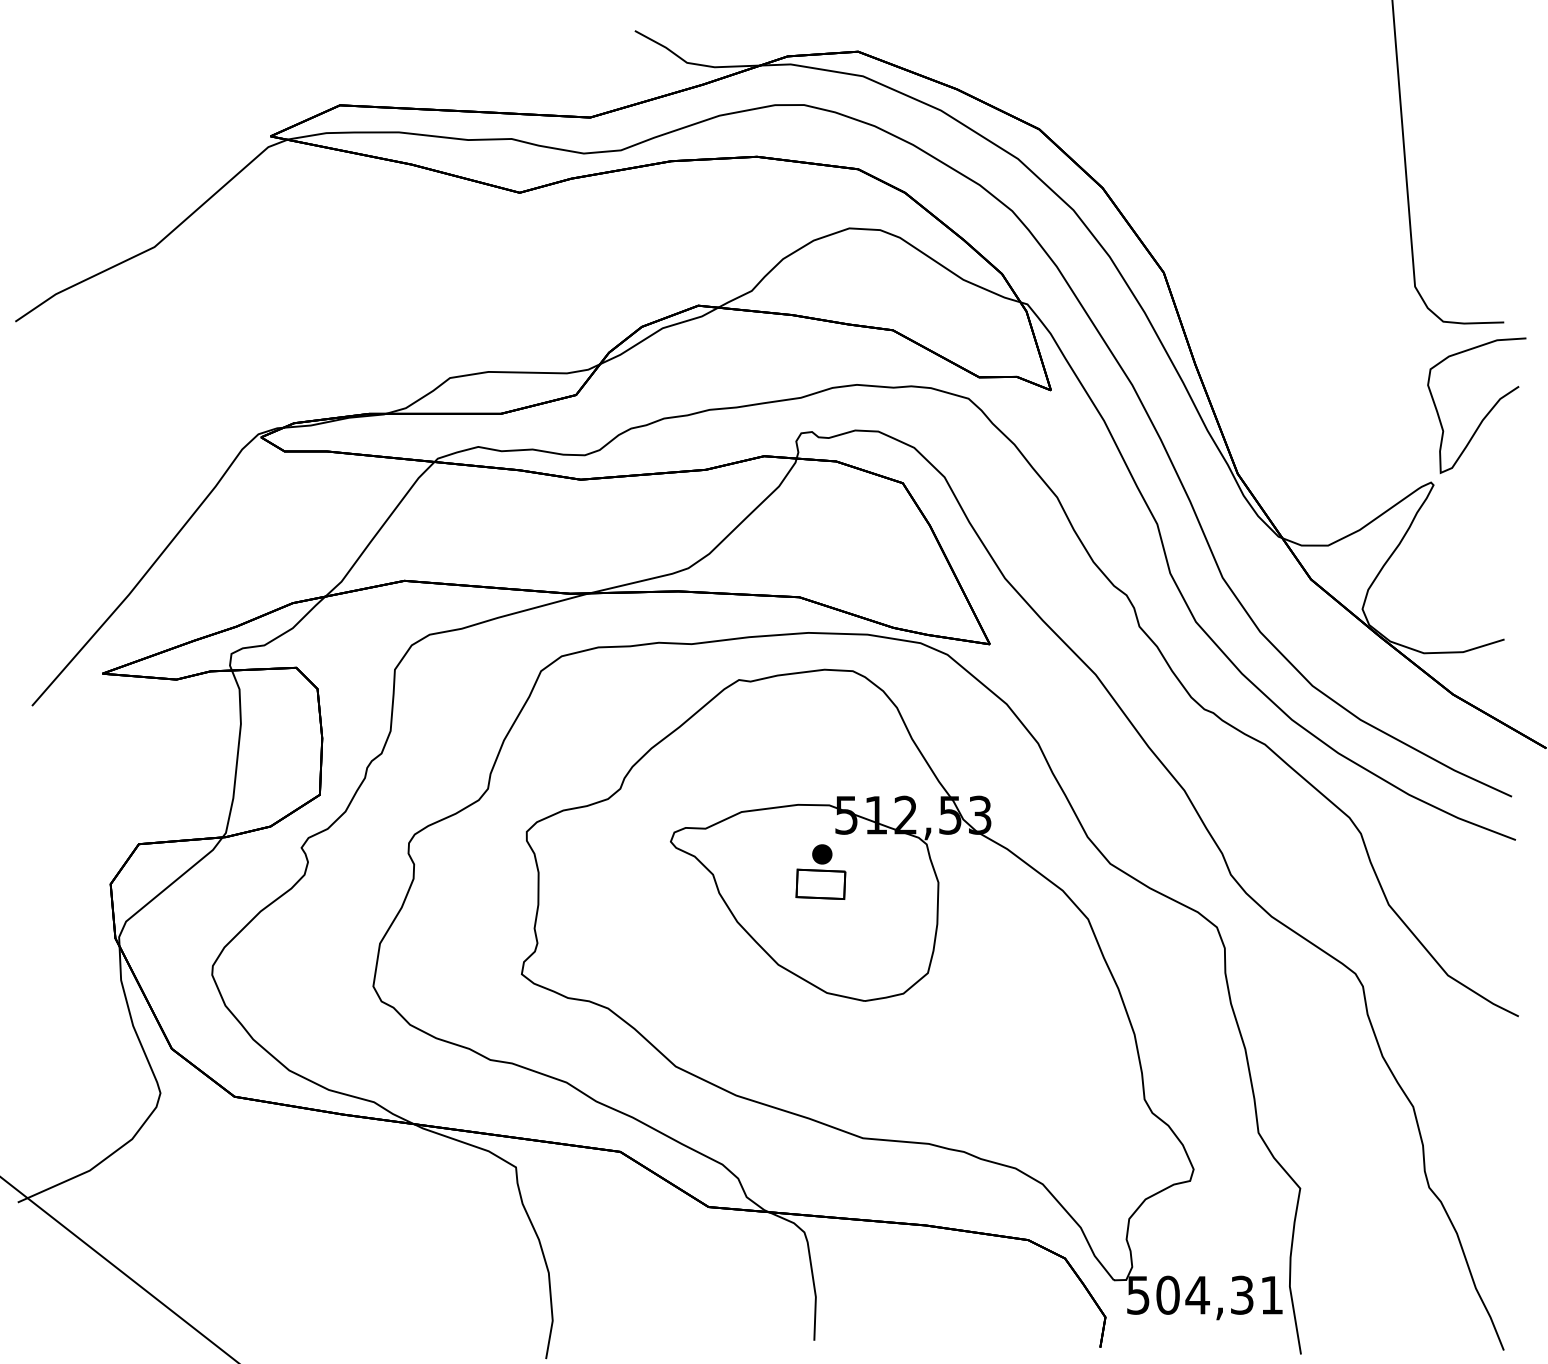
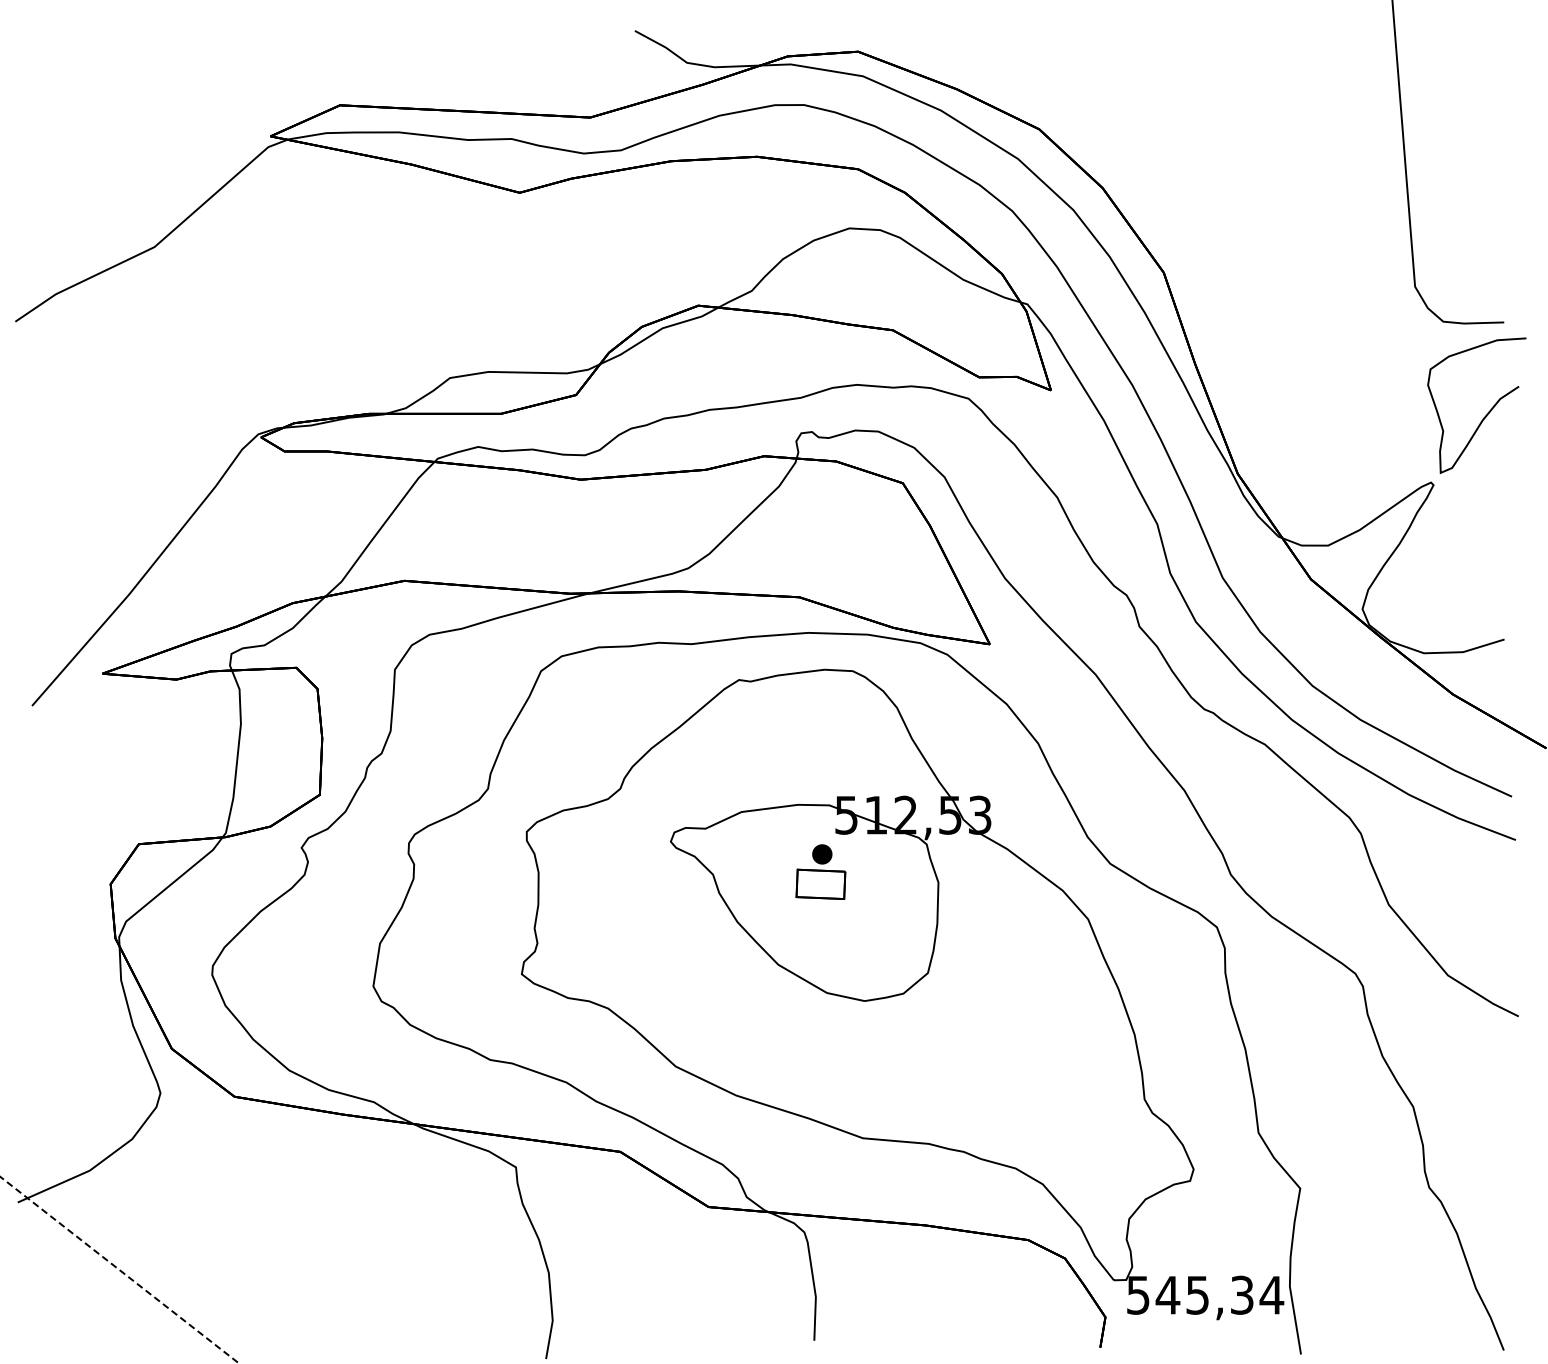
line: solid -> dashed (120, 1270)
text: 504,31 -> 545,34 (1219, 1294)
